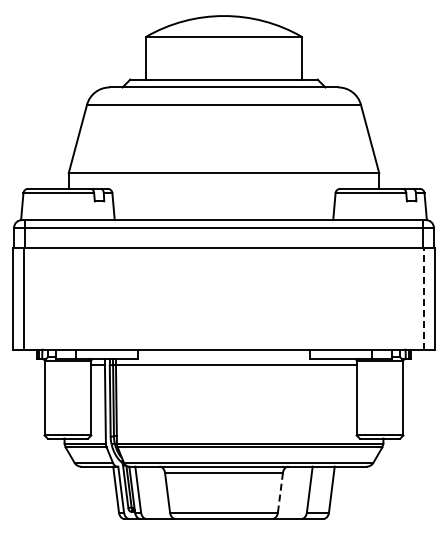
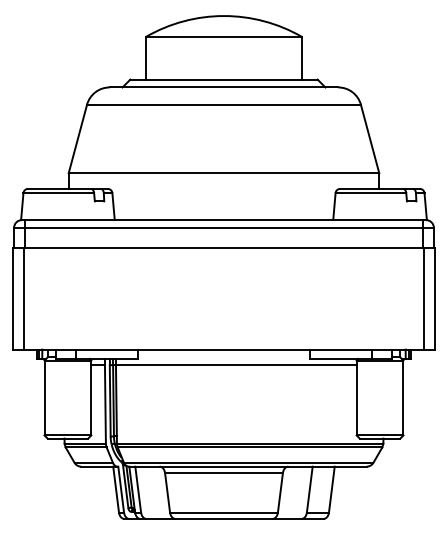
line: dashed -> solid (423, 298)
line: dashed -> solid (280, 492)
